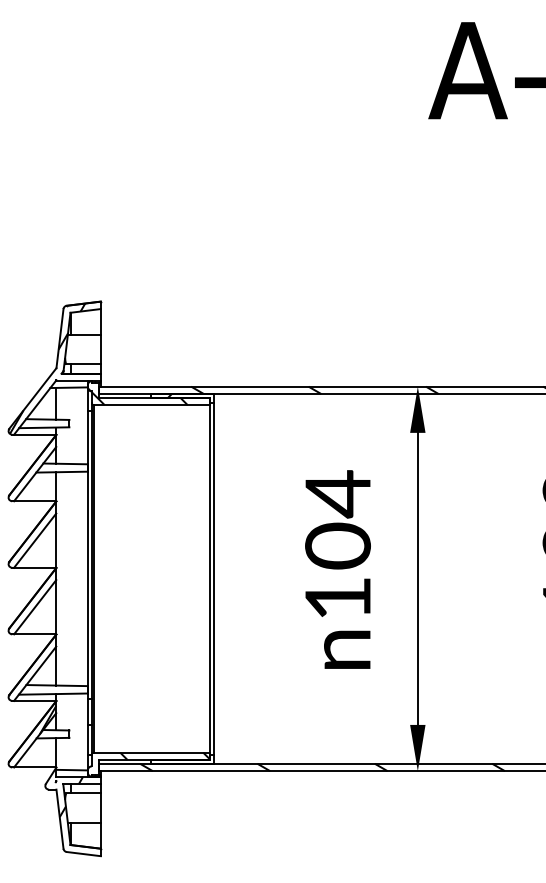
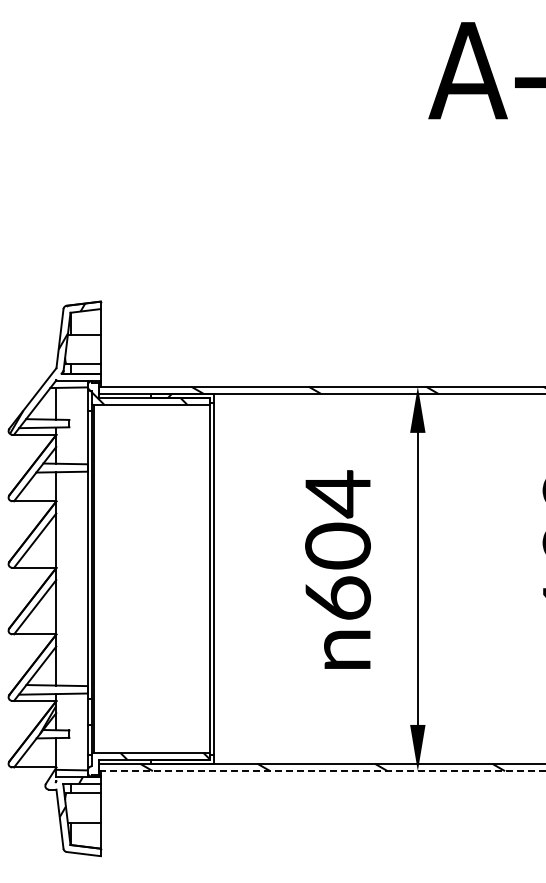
text: 104 -> 604 (338, 597)
line: solid -> dashed (322, 771)
